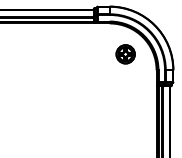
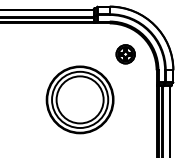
part: none -> present (79, 99)
